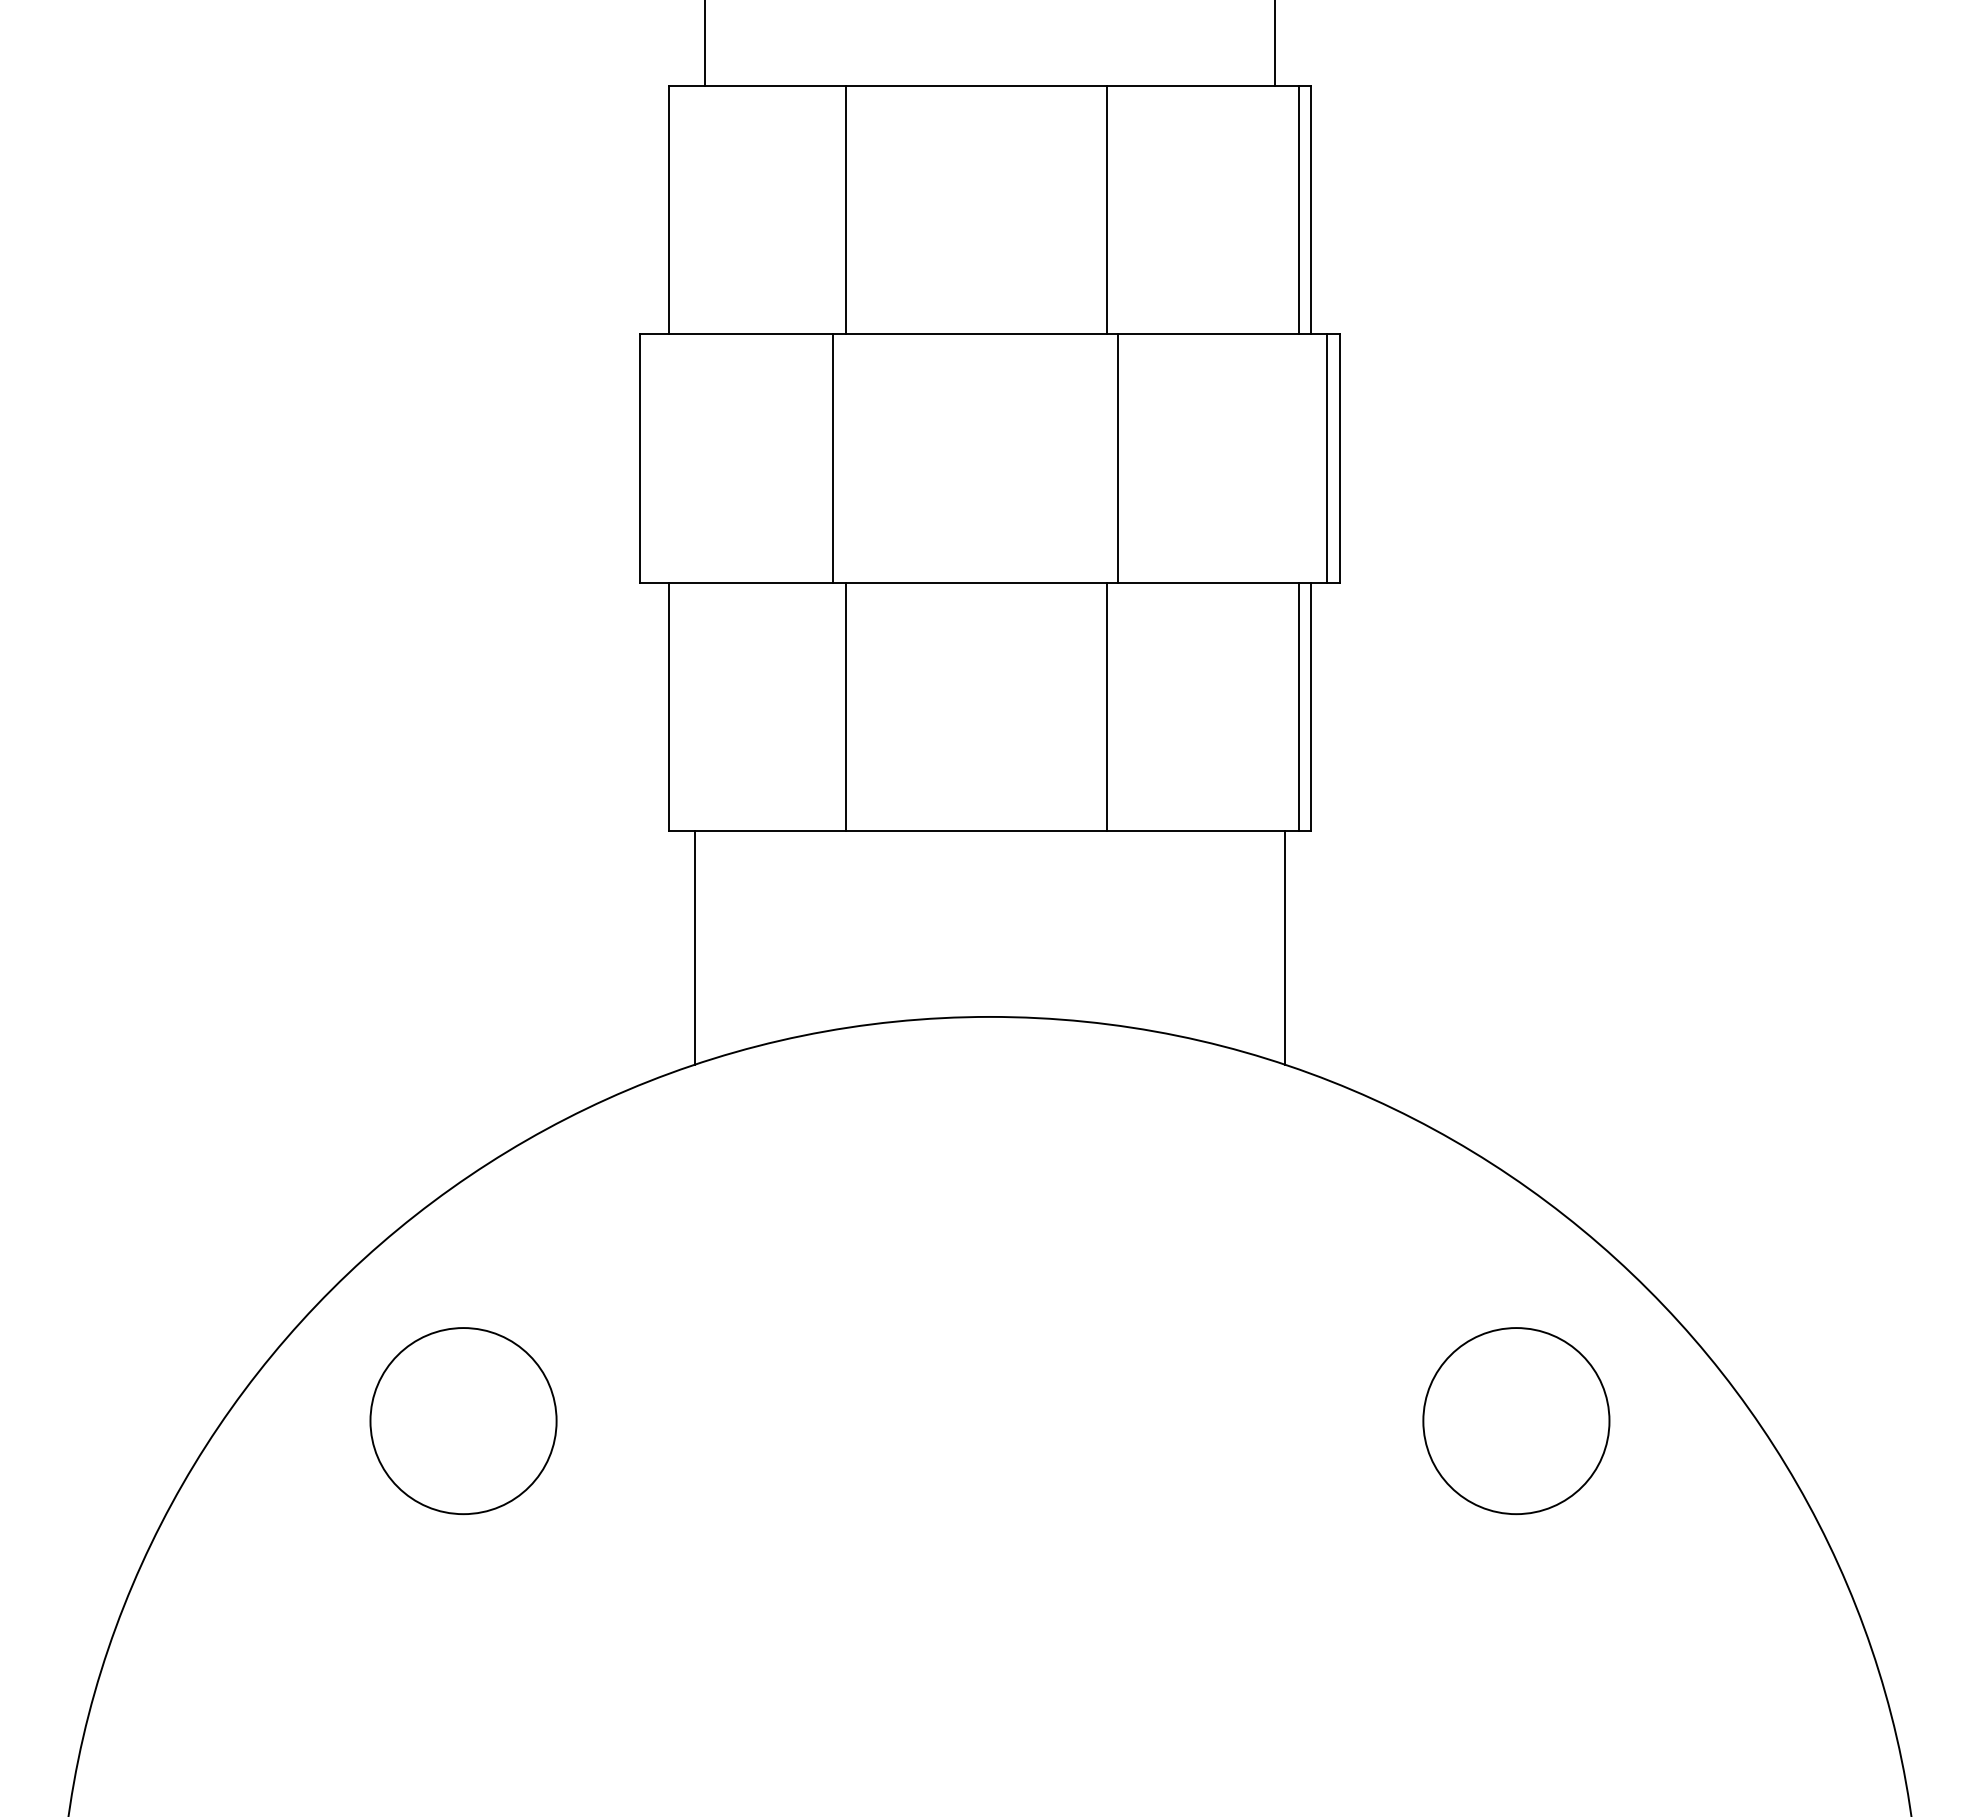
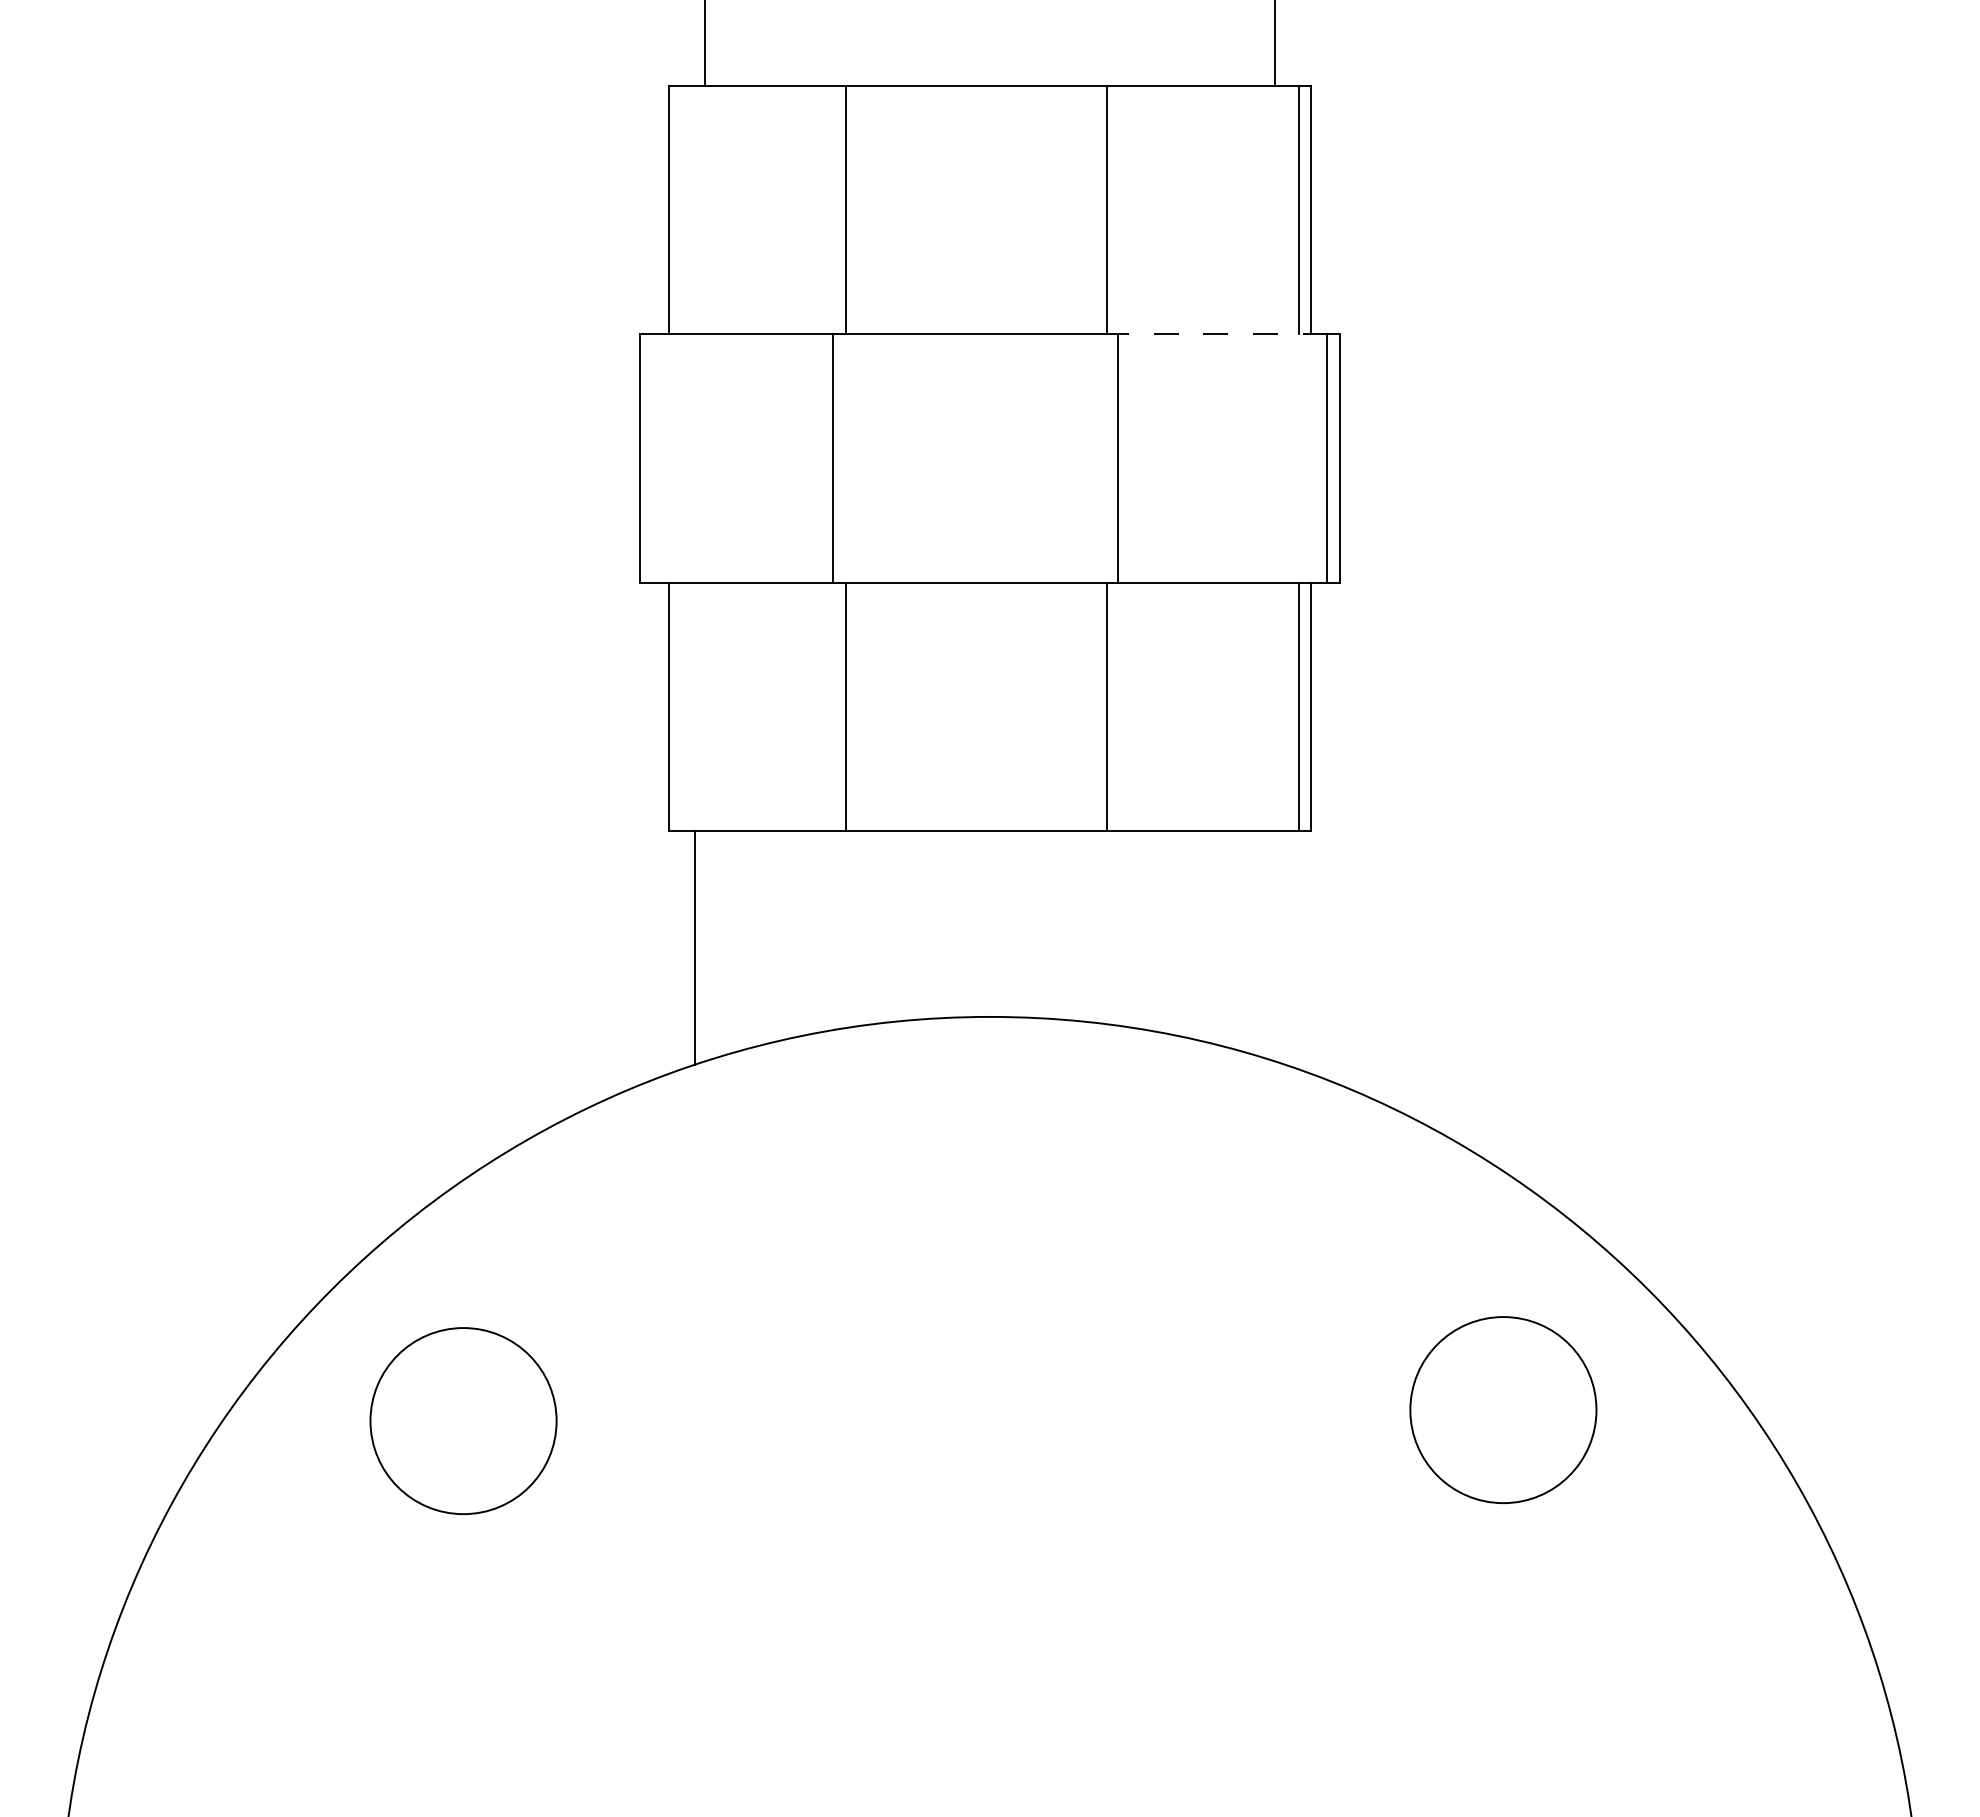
line: solid -> dashed (1222, 334)
line: present -> none (1284, 947)
circle position: (1516, 1421) -> (1503, 1410) (1503, 1410)
